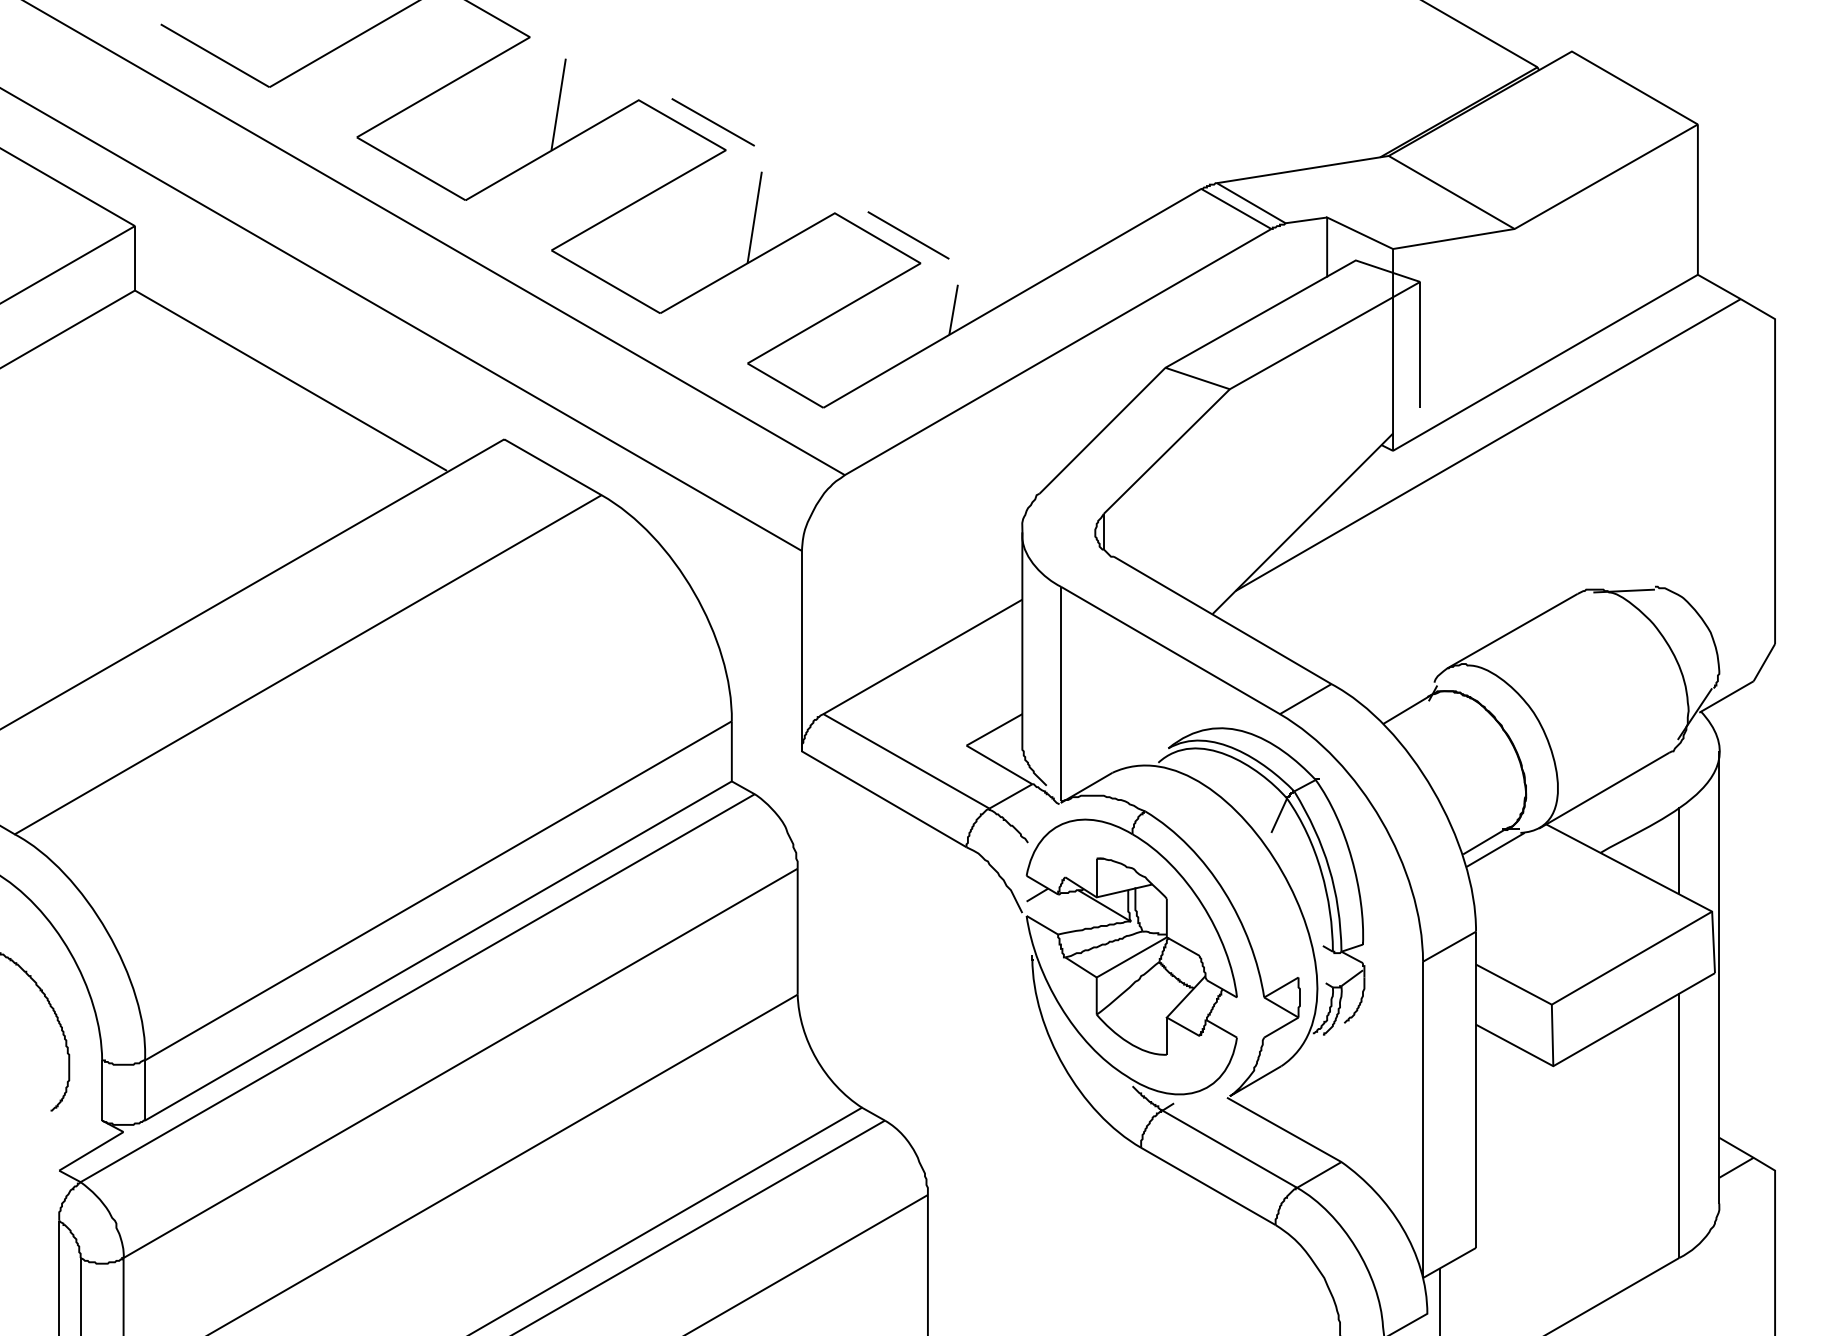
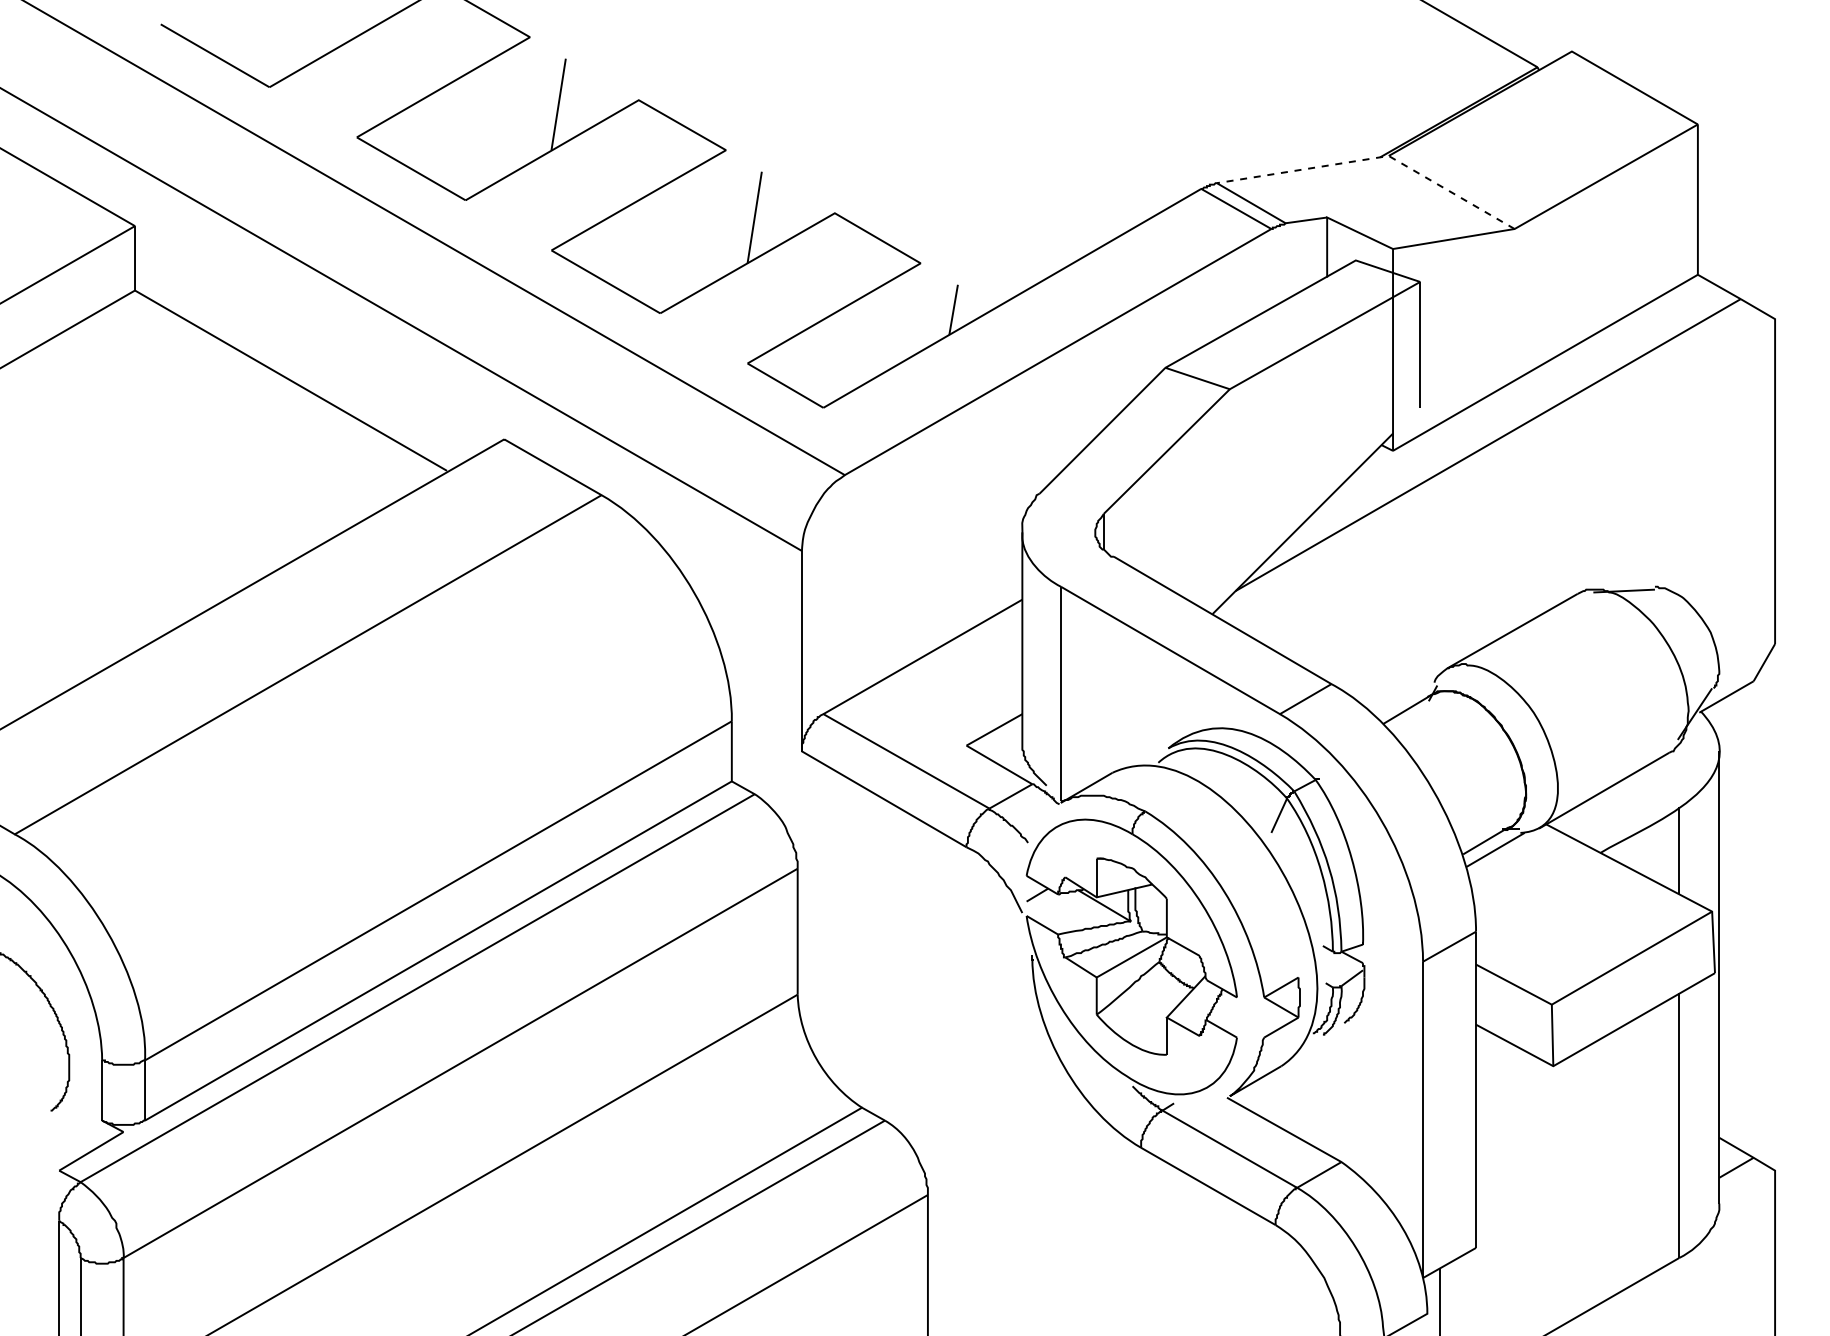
line: present -> none (712, 122)
line: solid -> dashed (1374, 158)
line: present -> none (908, 235)
